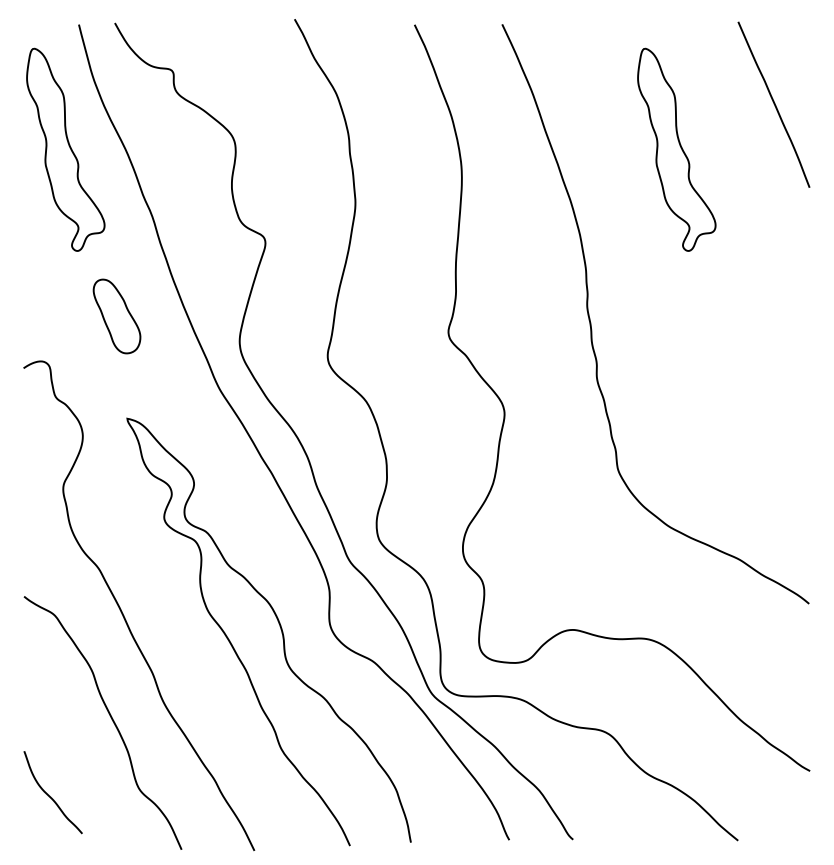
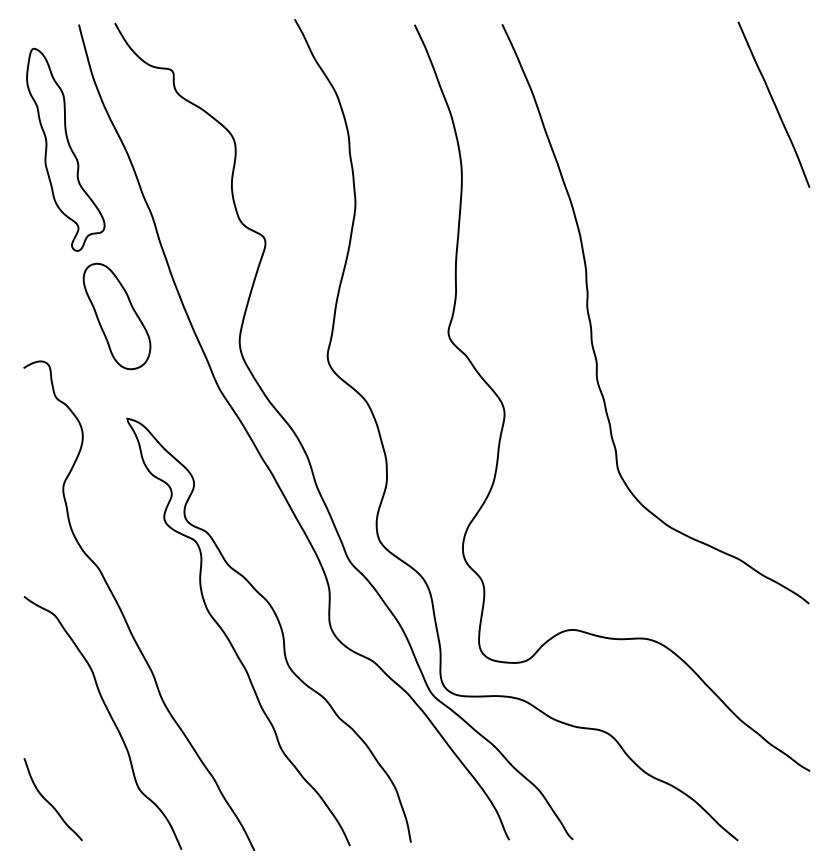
part: present -> none (676, 149)
part size: 50x77 px -> 70x109 px (116, 316)
curve position: (49, 795) -> (49, 802) (49, 802)
